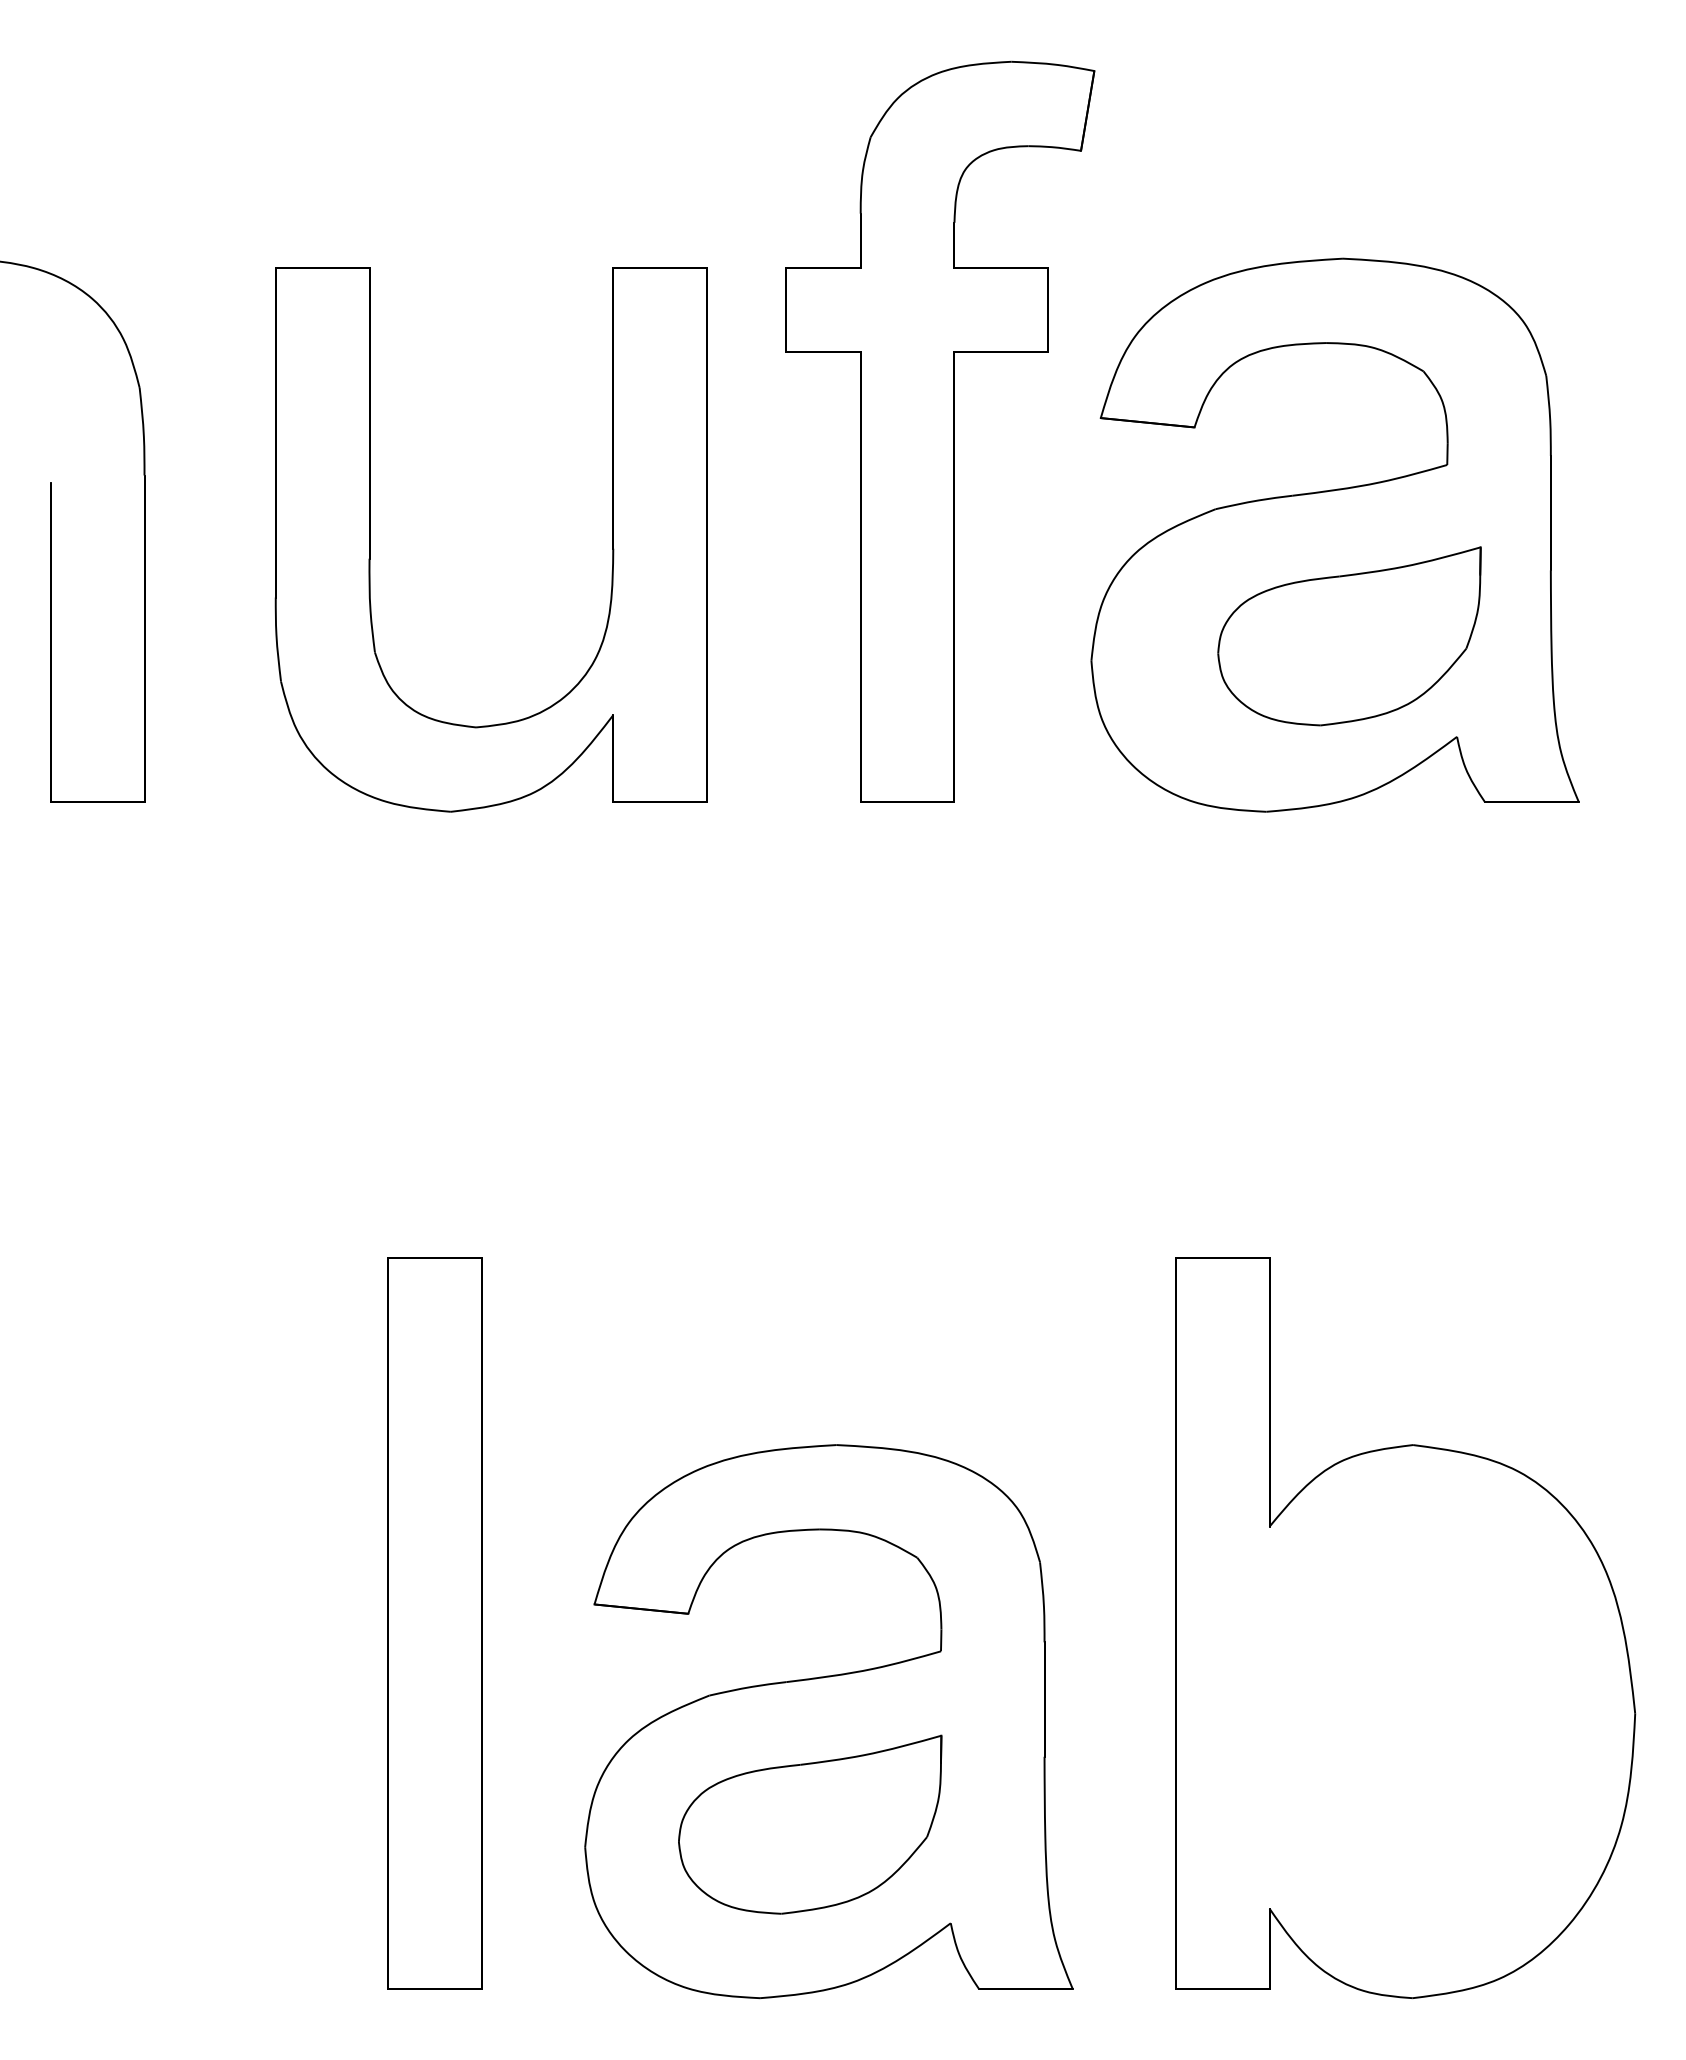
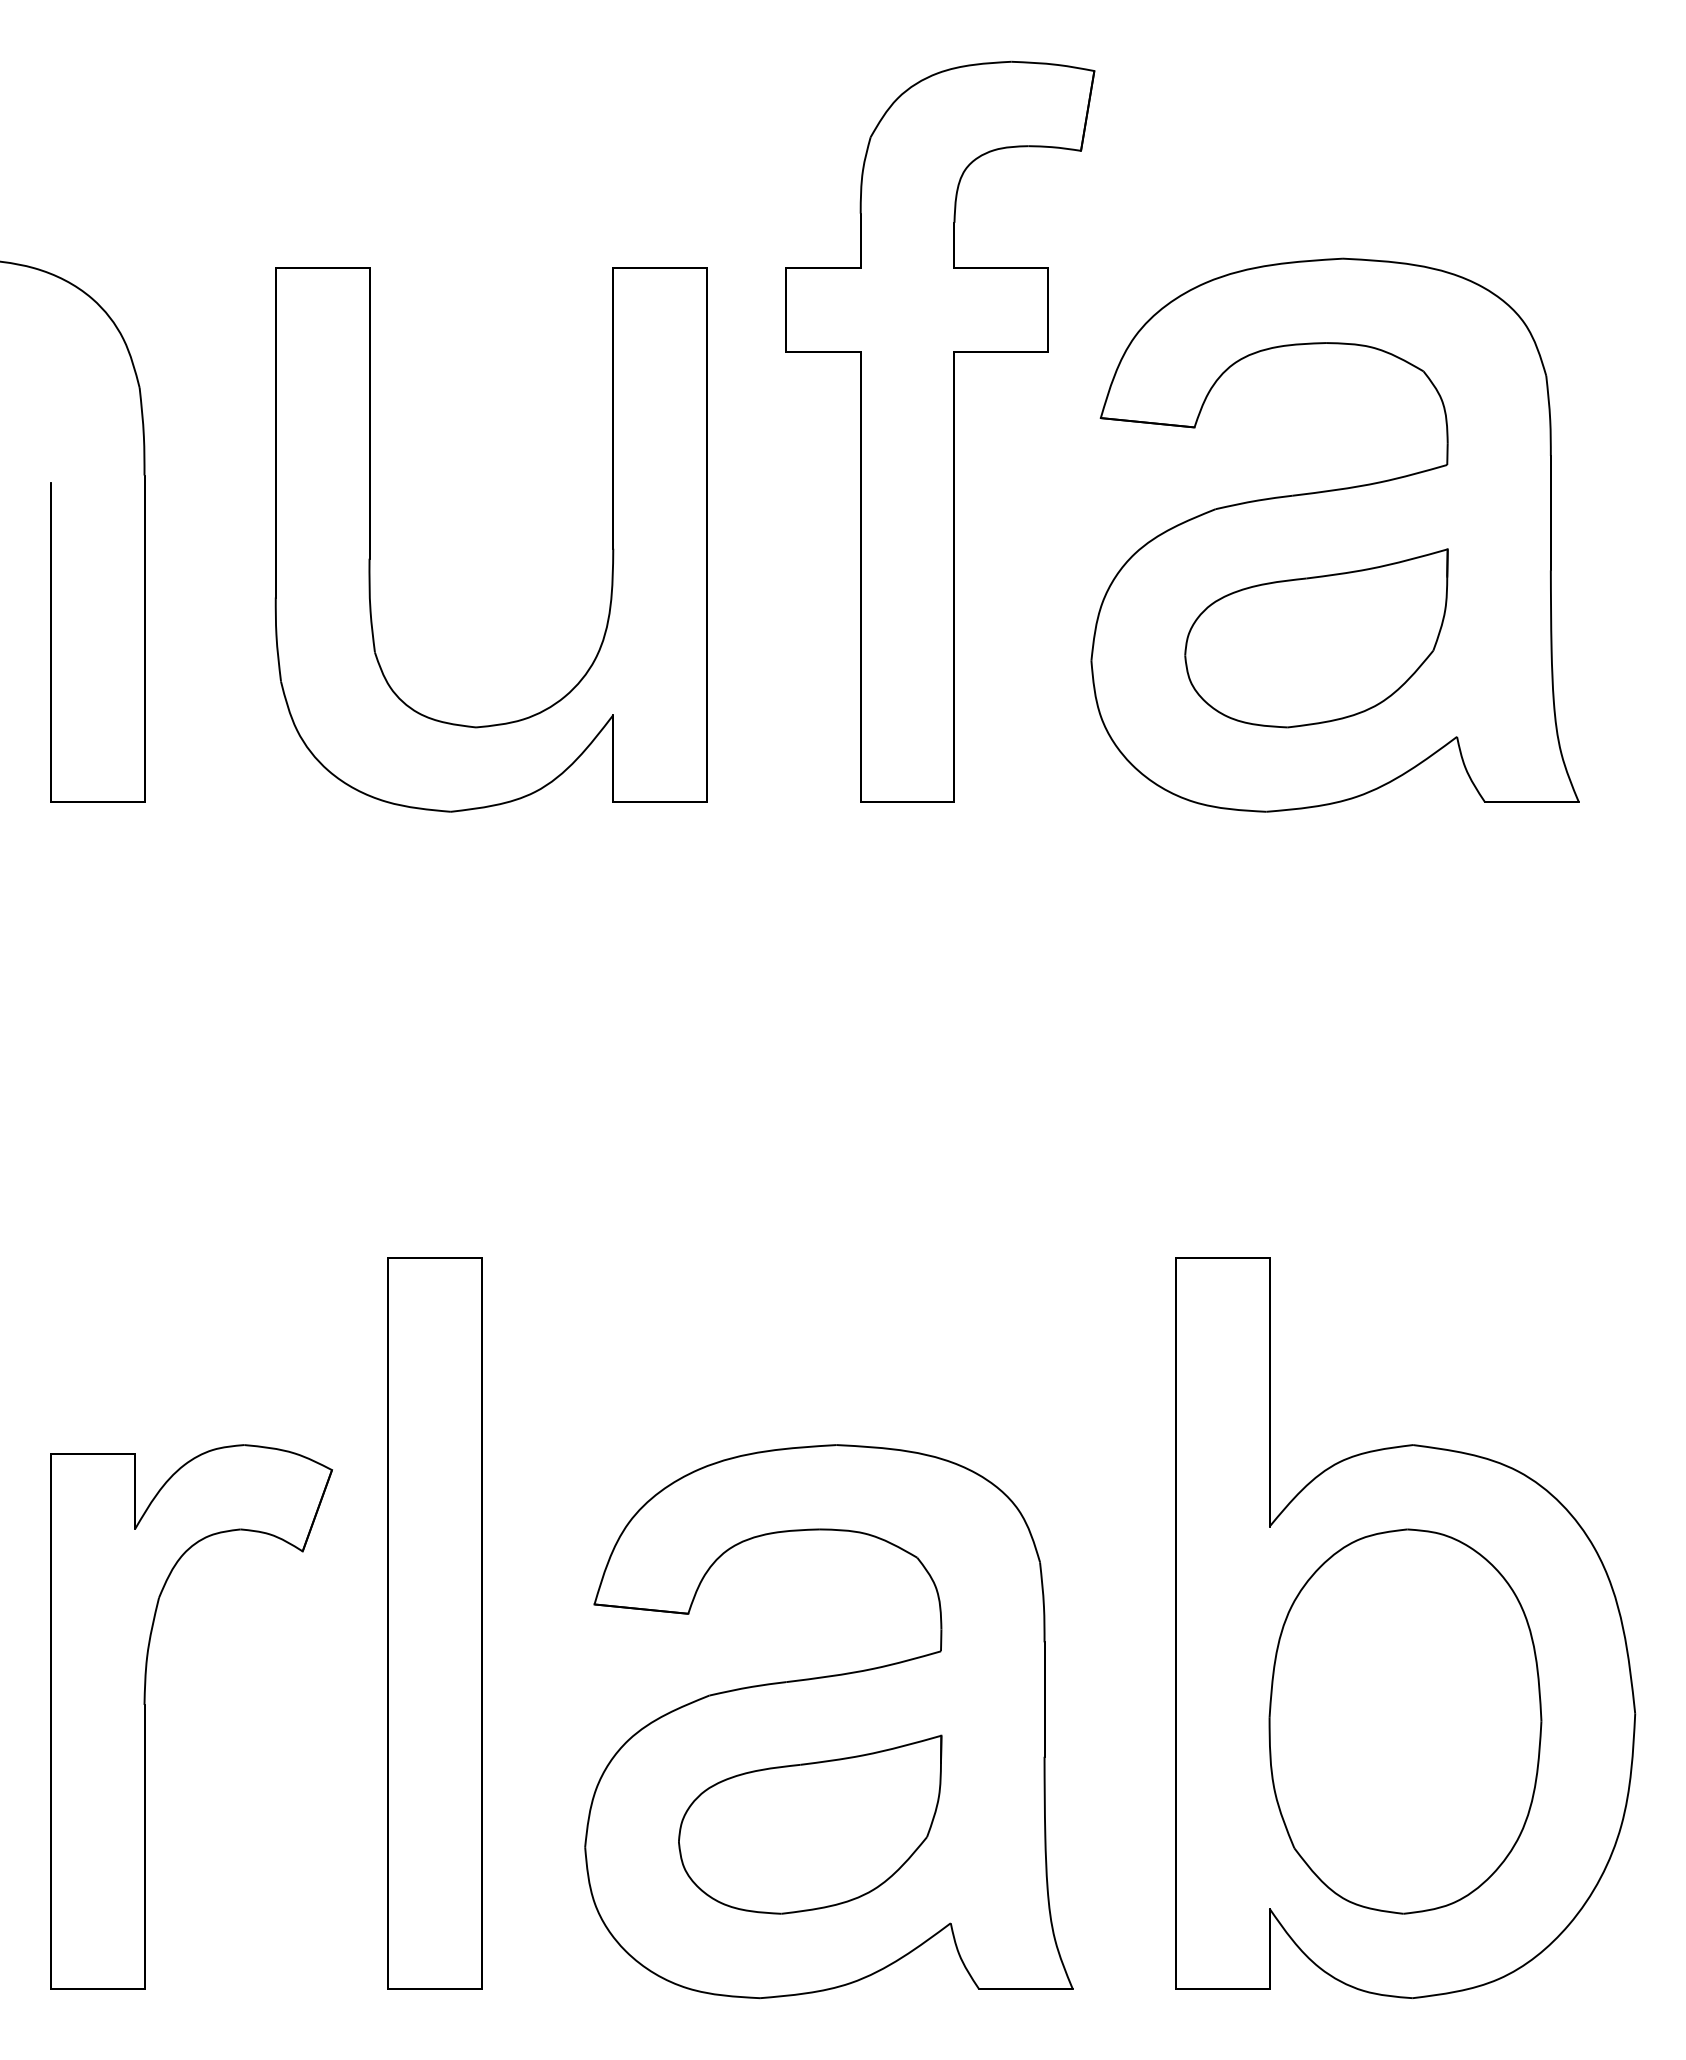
part position: (1349, 636) -> (1316, 638) (1316, 638)
part: none -> present (145, 1716)
part: none -> present (1405, 1721)
